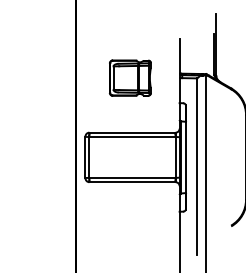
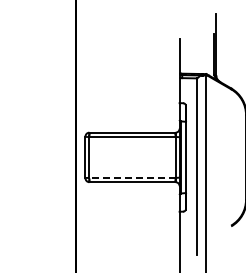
part: present -> none (130, 77)
line: solid -> dashed (132, 177)
